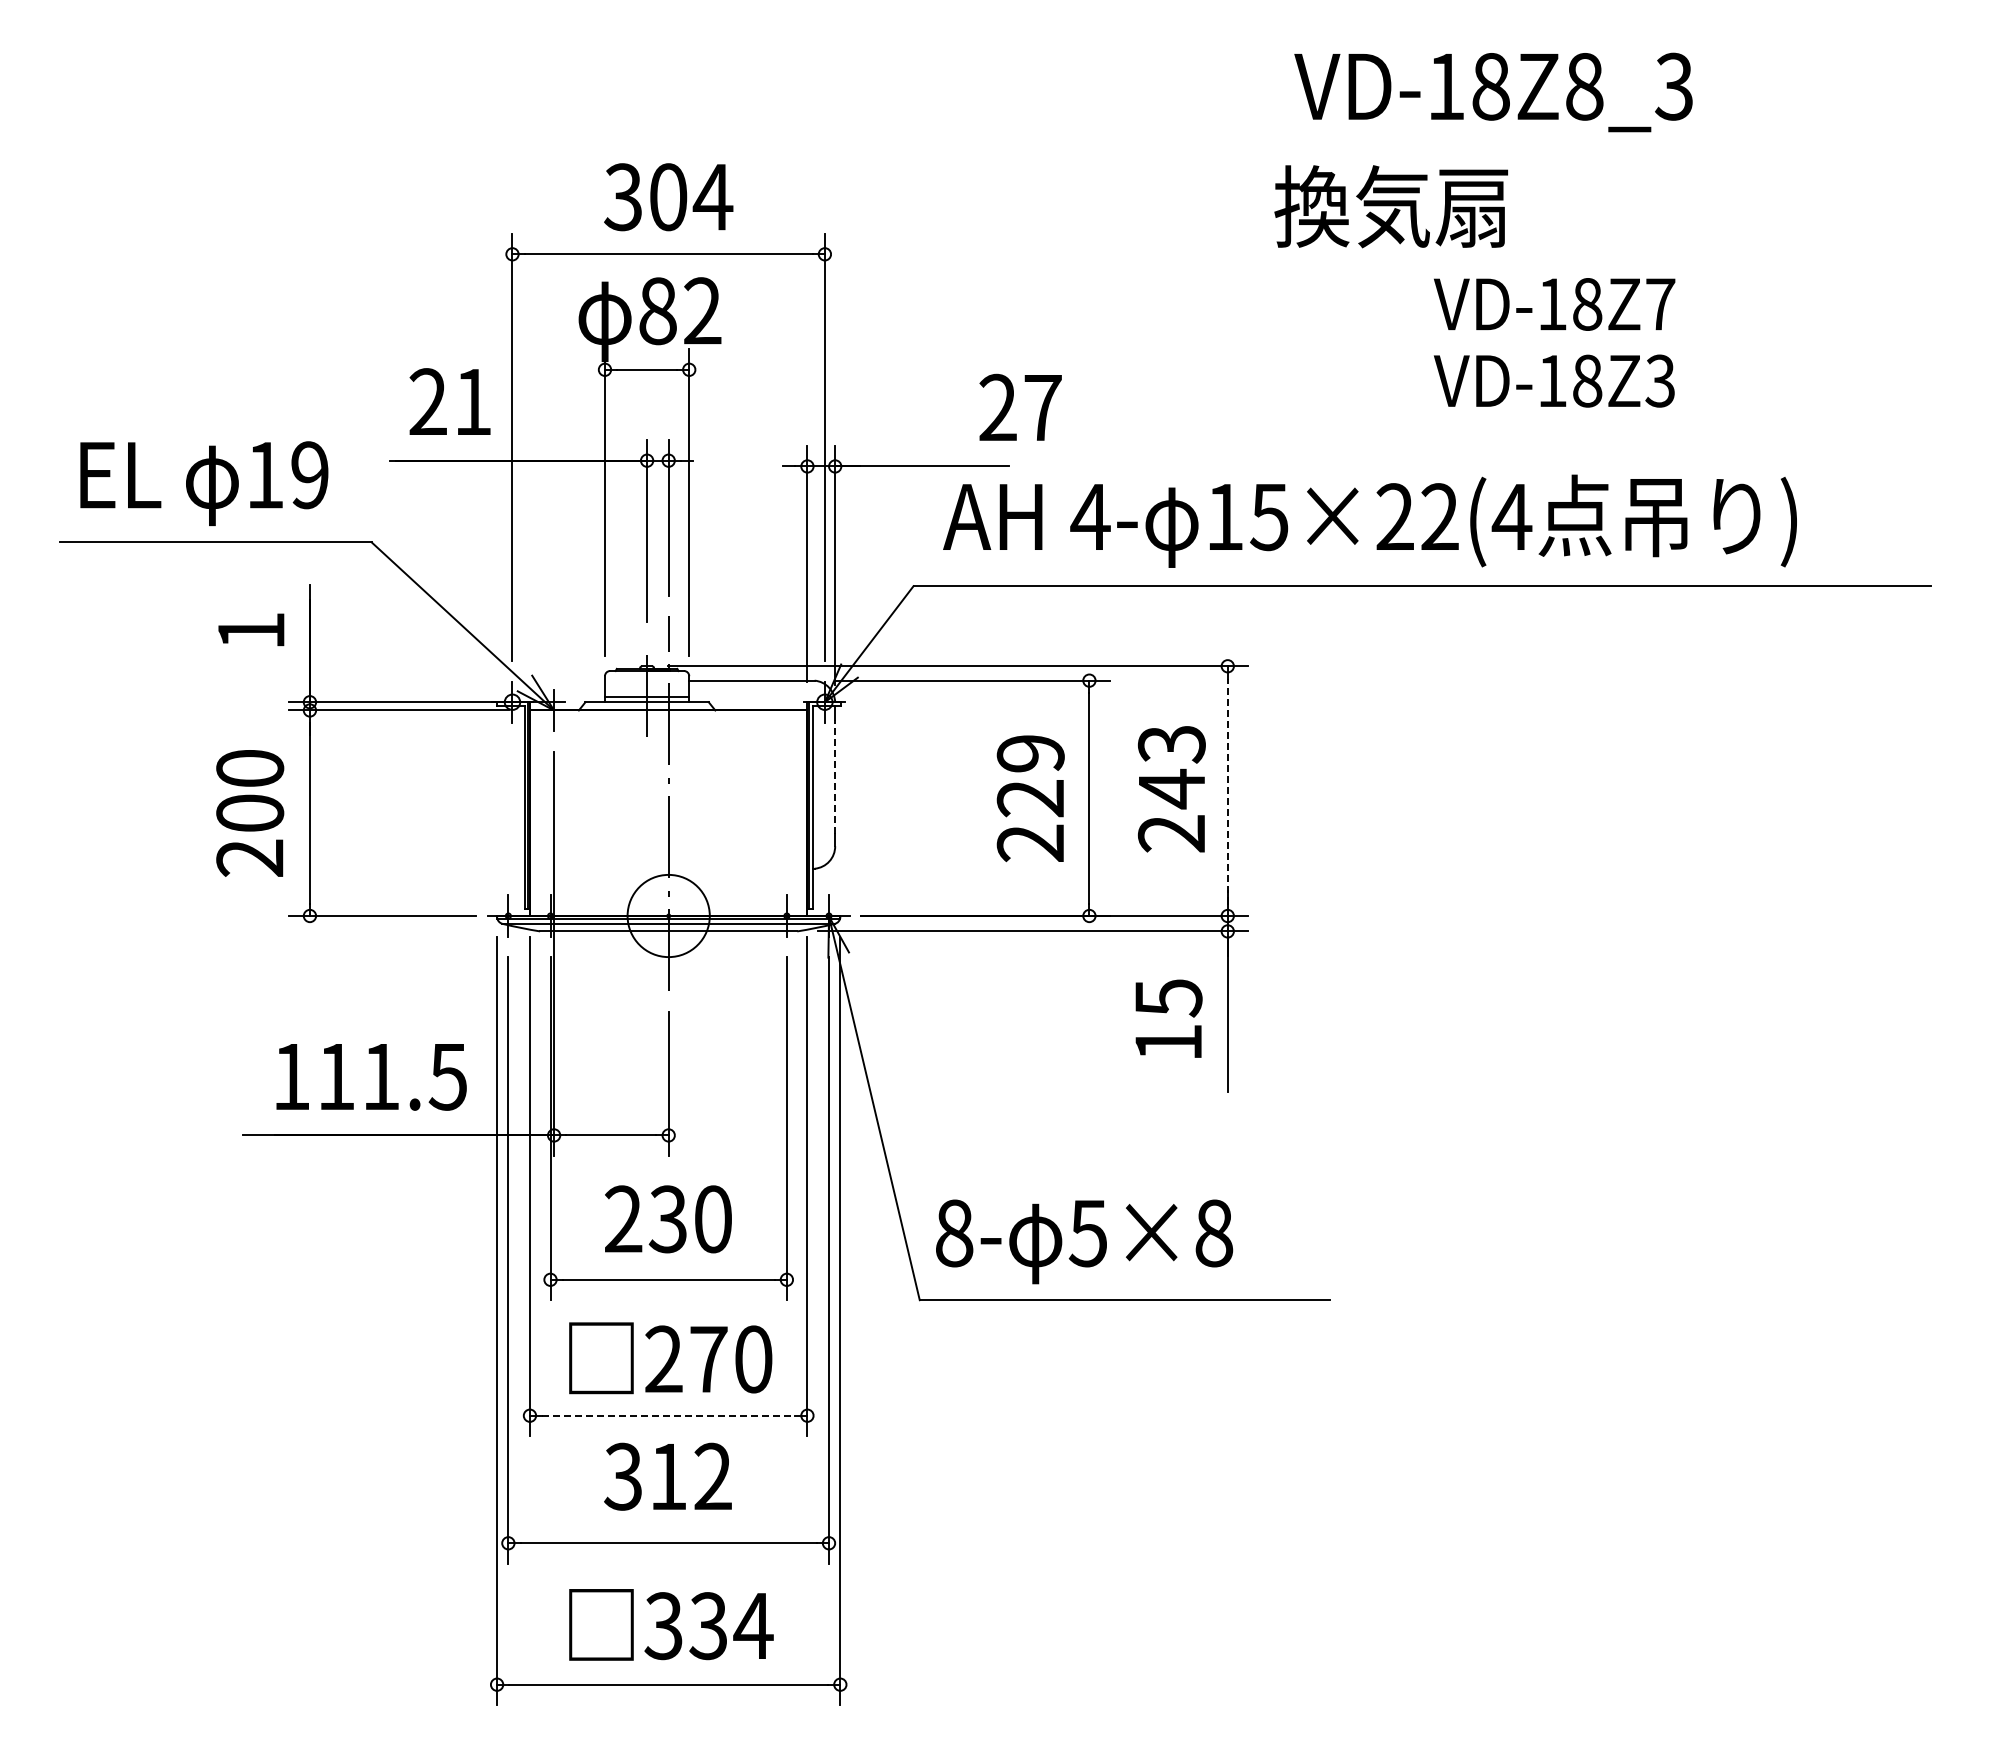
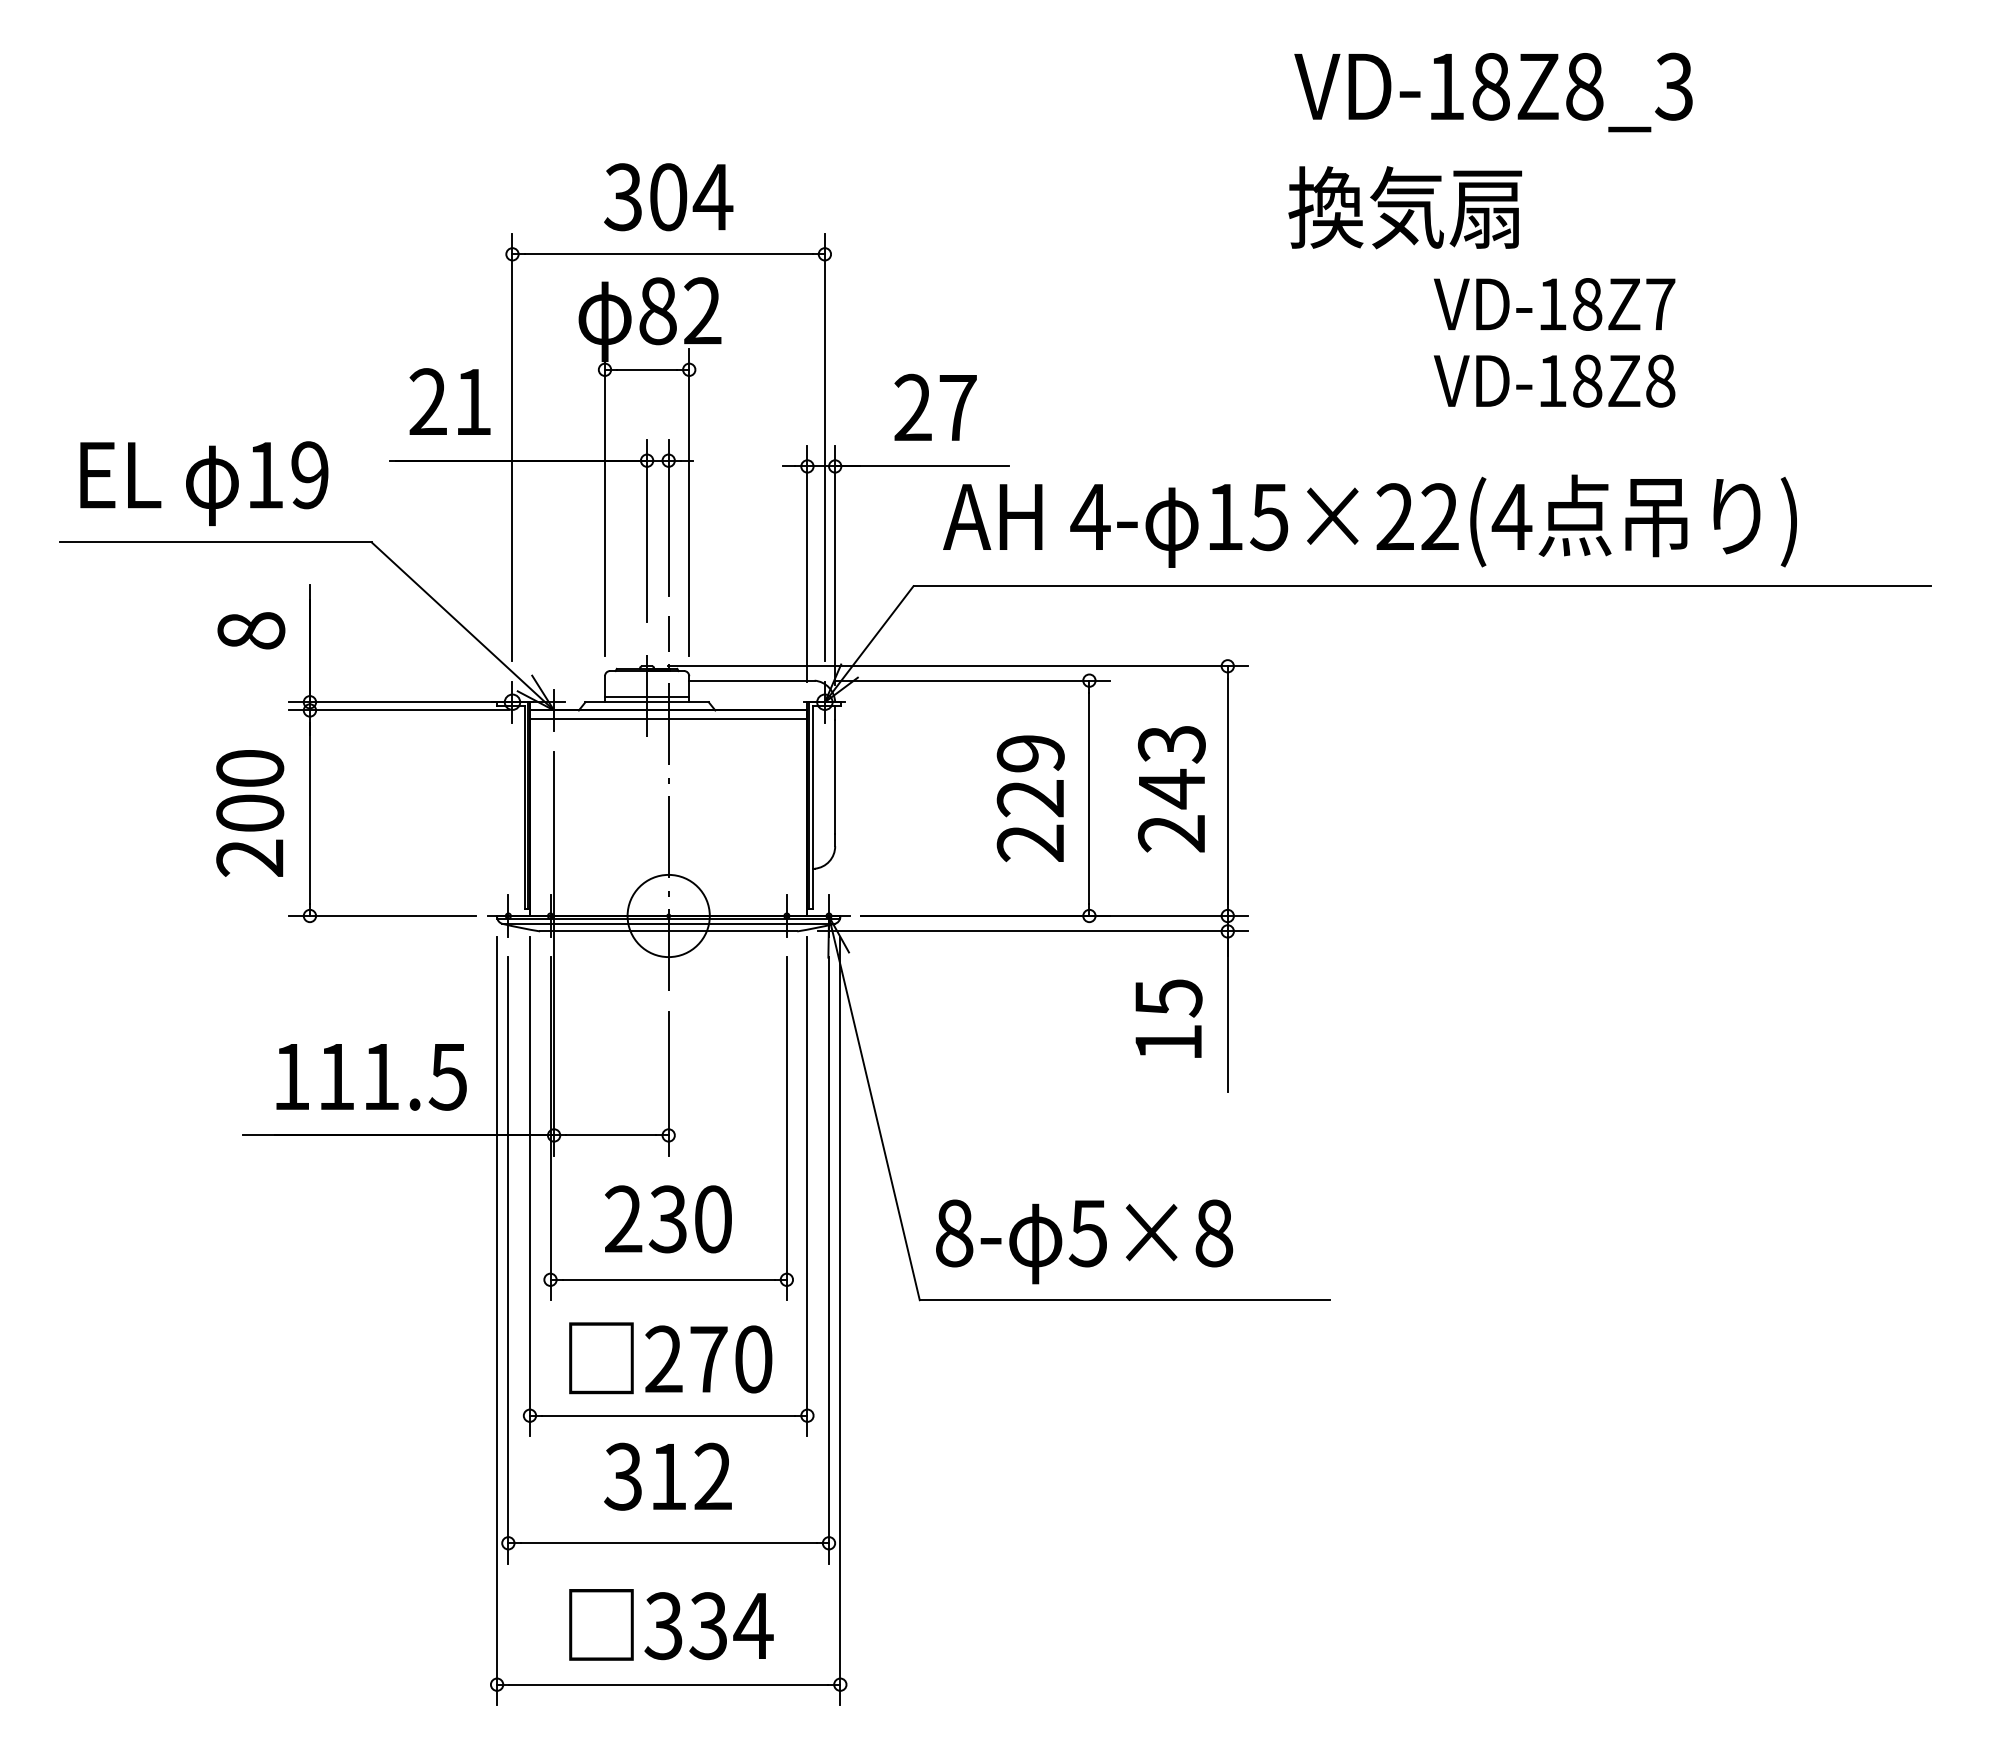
text position: (1390, 206) -> (1404, 207) (1404, 207)
text: VD-18Z3 -> VD-18Z8 (1660, 380)
text position: (1020, 406) -> (935, 406) (935, 406)
text: 1 -> 8 (251, 630)
line: none -> present (668, 718)
line: dashed -> solid (835, 777)
line: dashed -> solid (1227, 791)
line: dashed -> solid (669, 1415)
